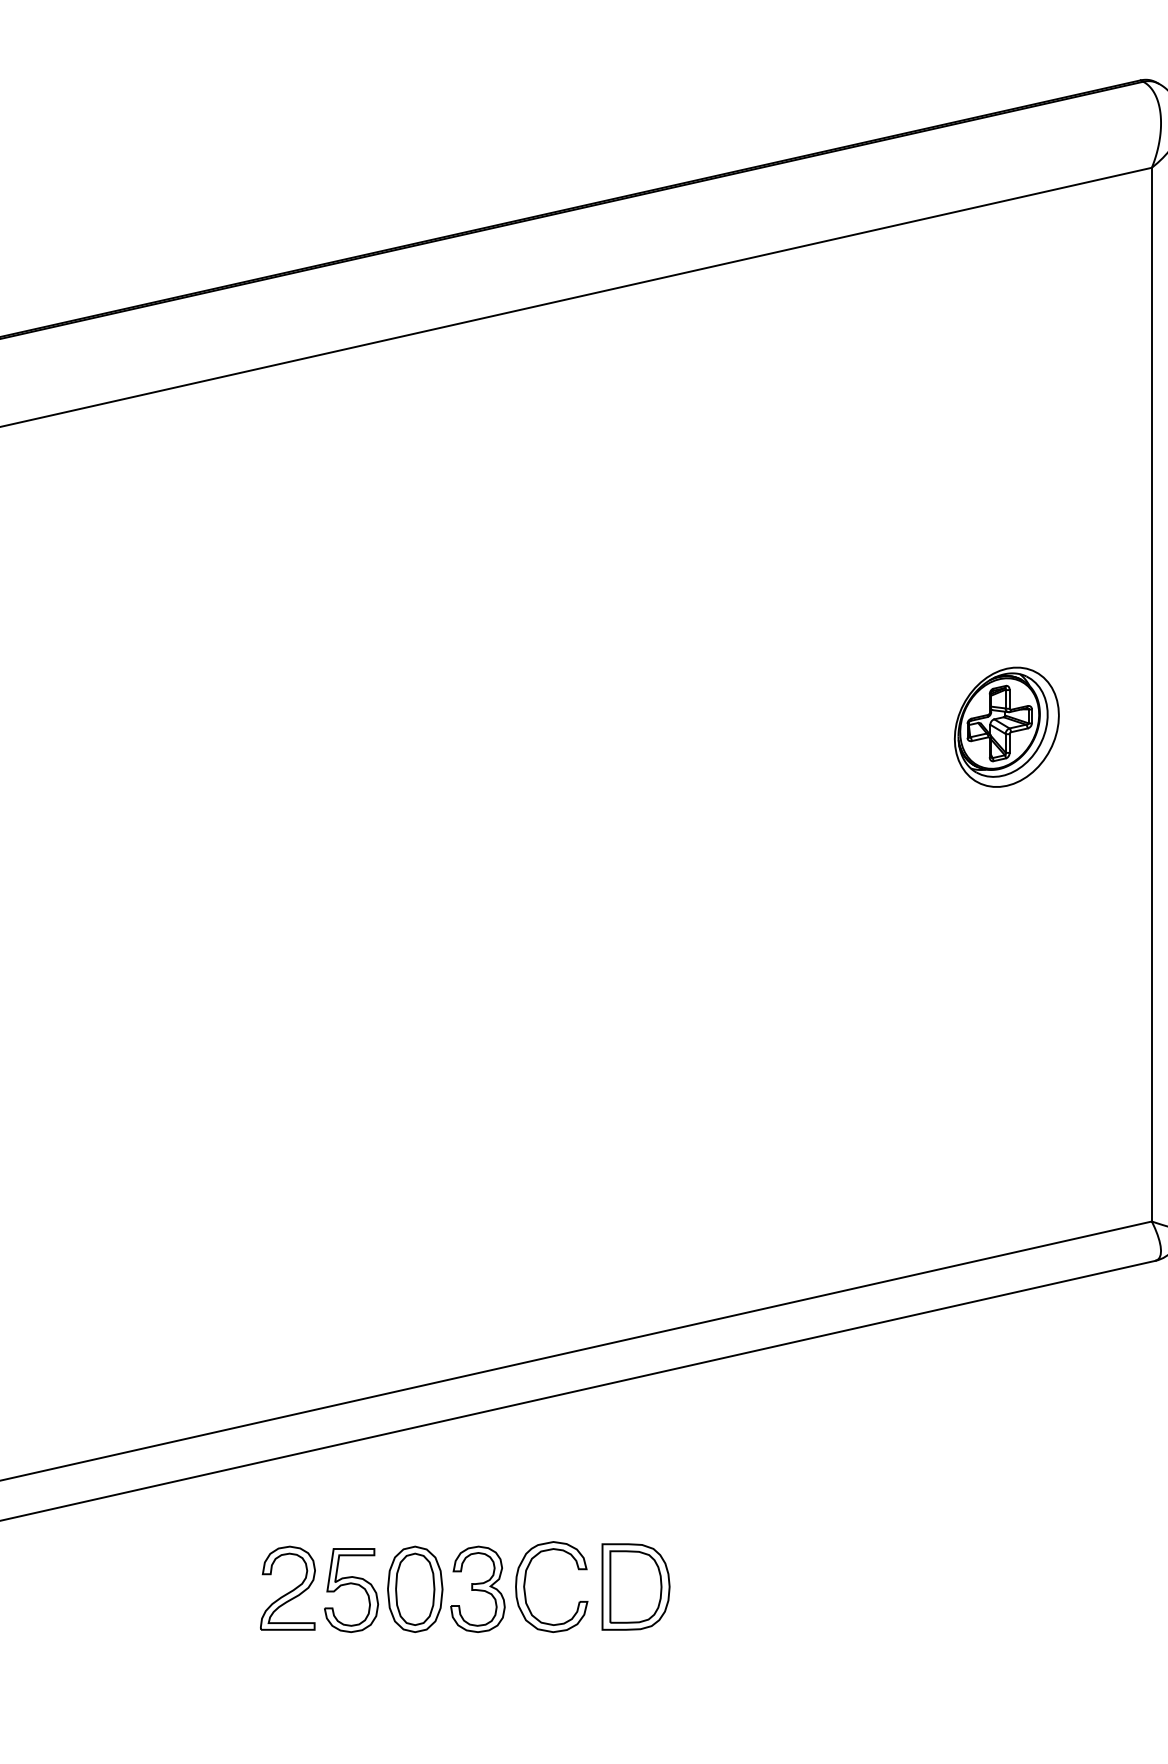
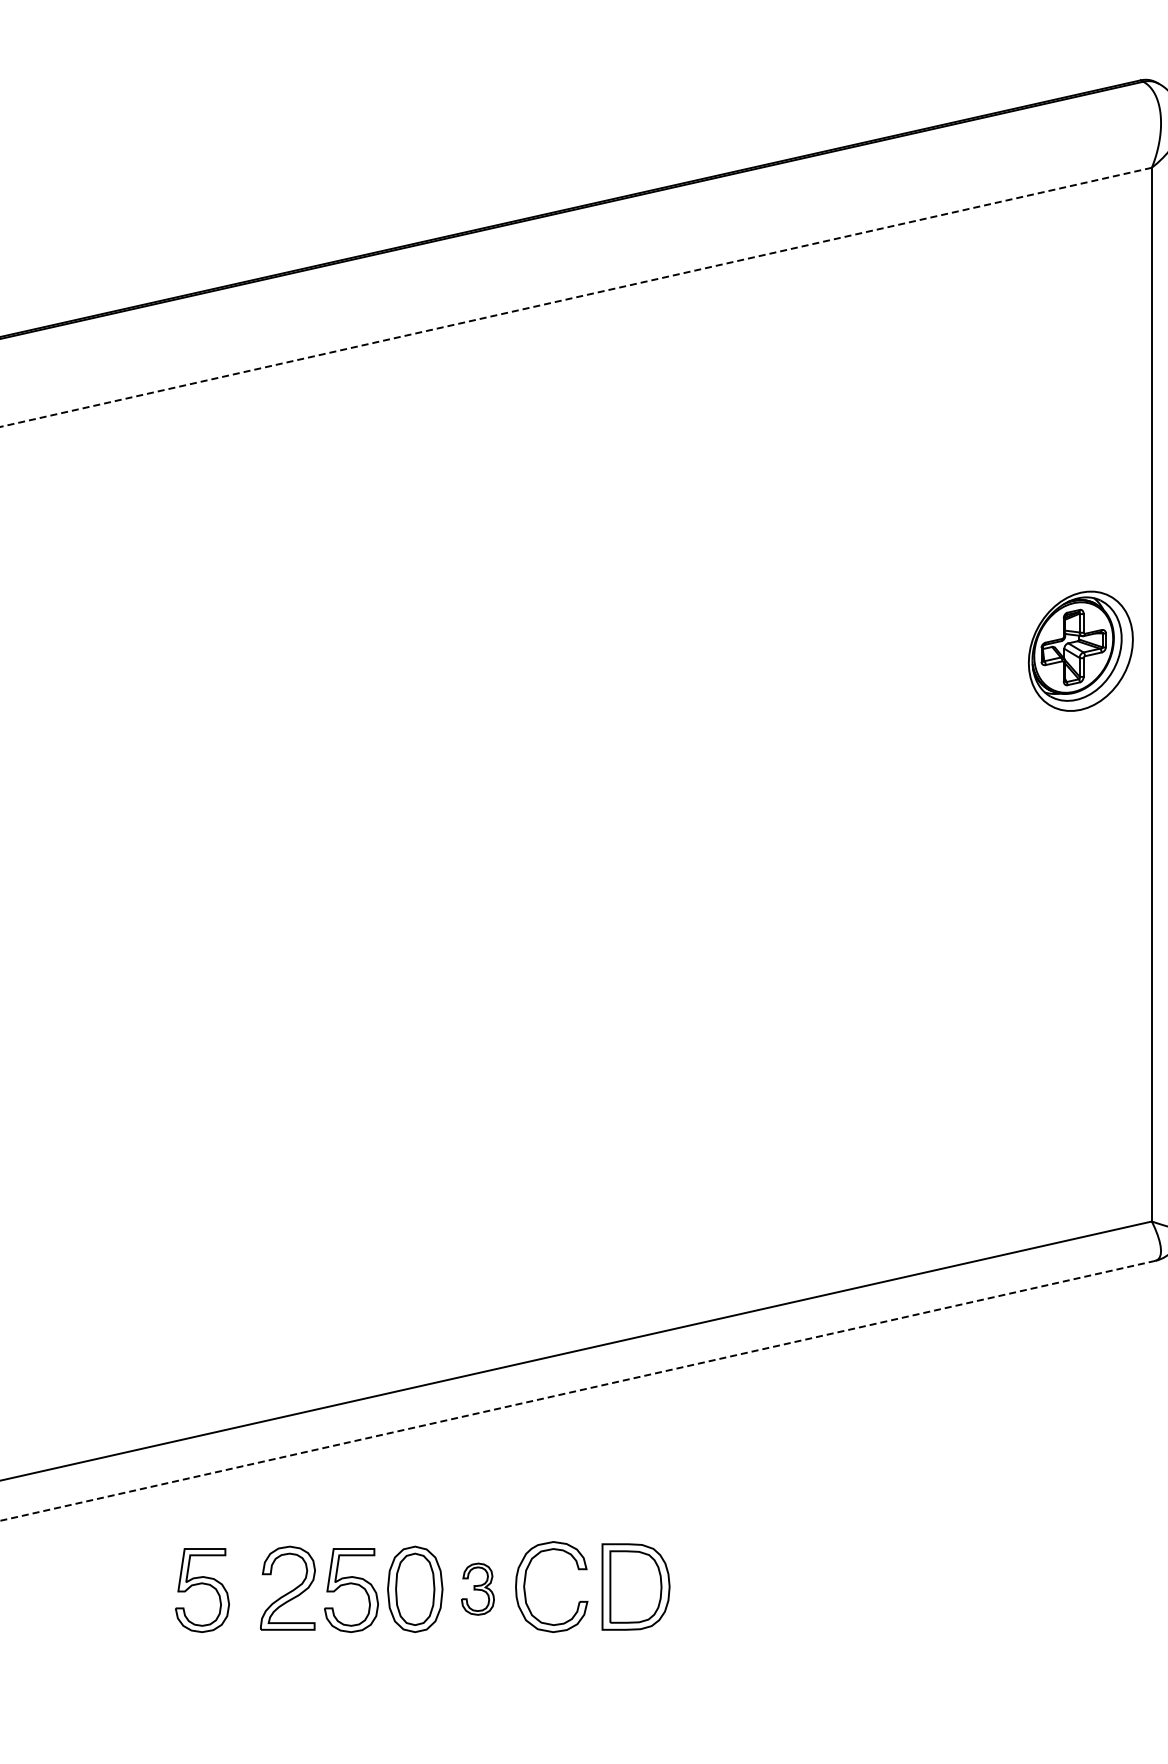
line: solid -> dashed (576, 297)
part position: (1006, 726) -> (1080, 650) (1080, 650)
line: solid -> dashed (577, 1390)
part size: 56x88 px -> 34x54 px (477, 1588)
part: none -> present (202, 1590)
